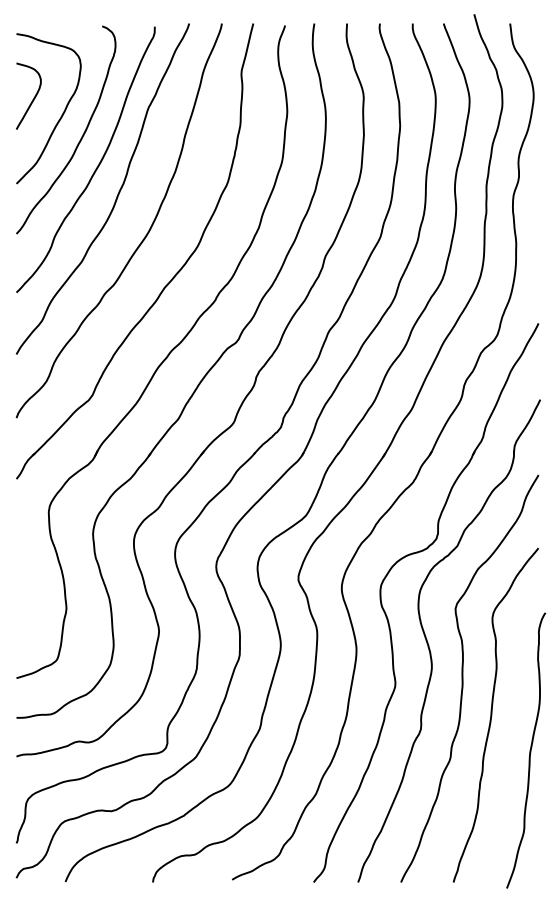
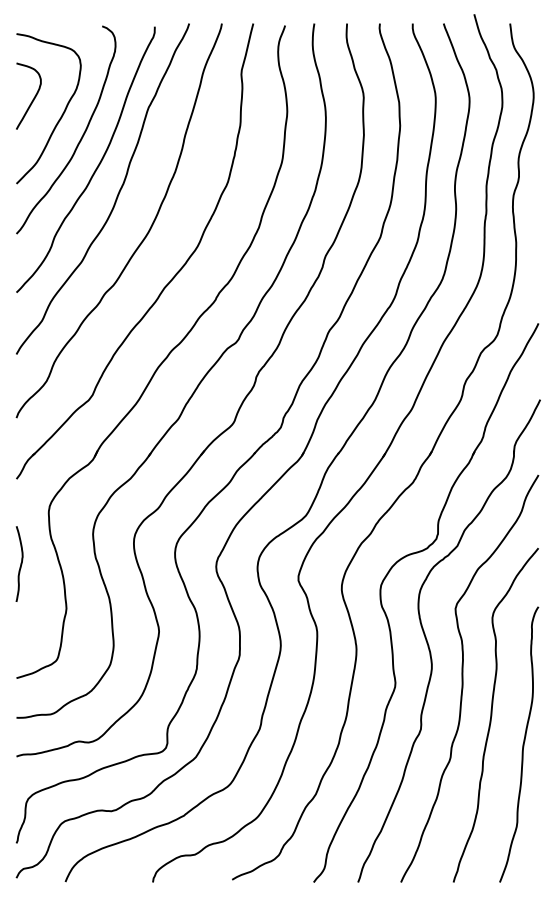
curve: none -> present (20, 563)
curve position: (529, 750) -> (522, 744) (522, 744)
